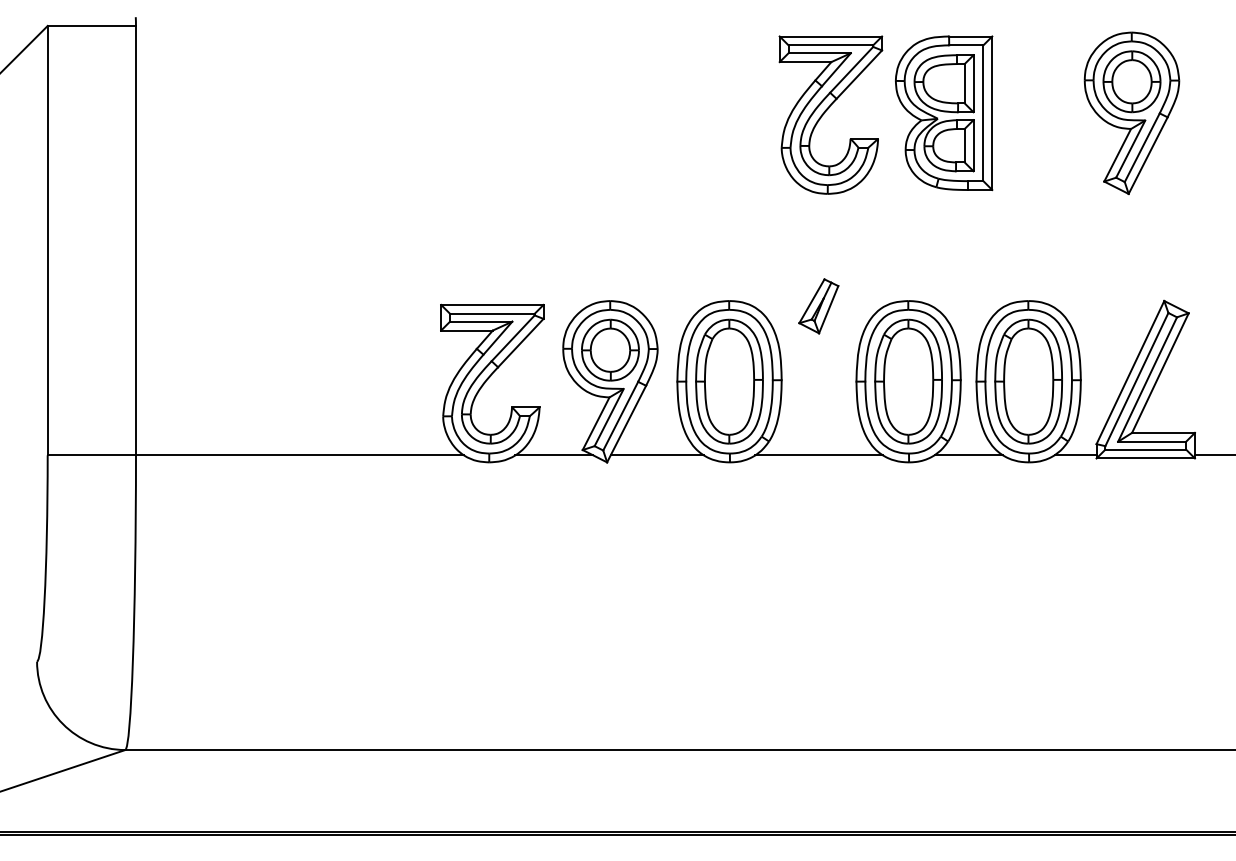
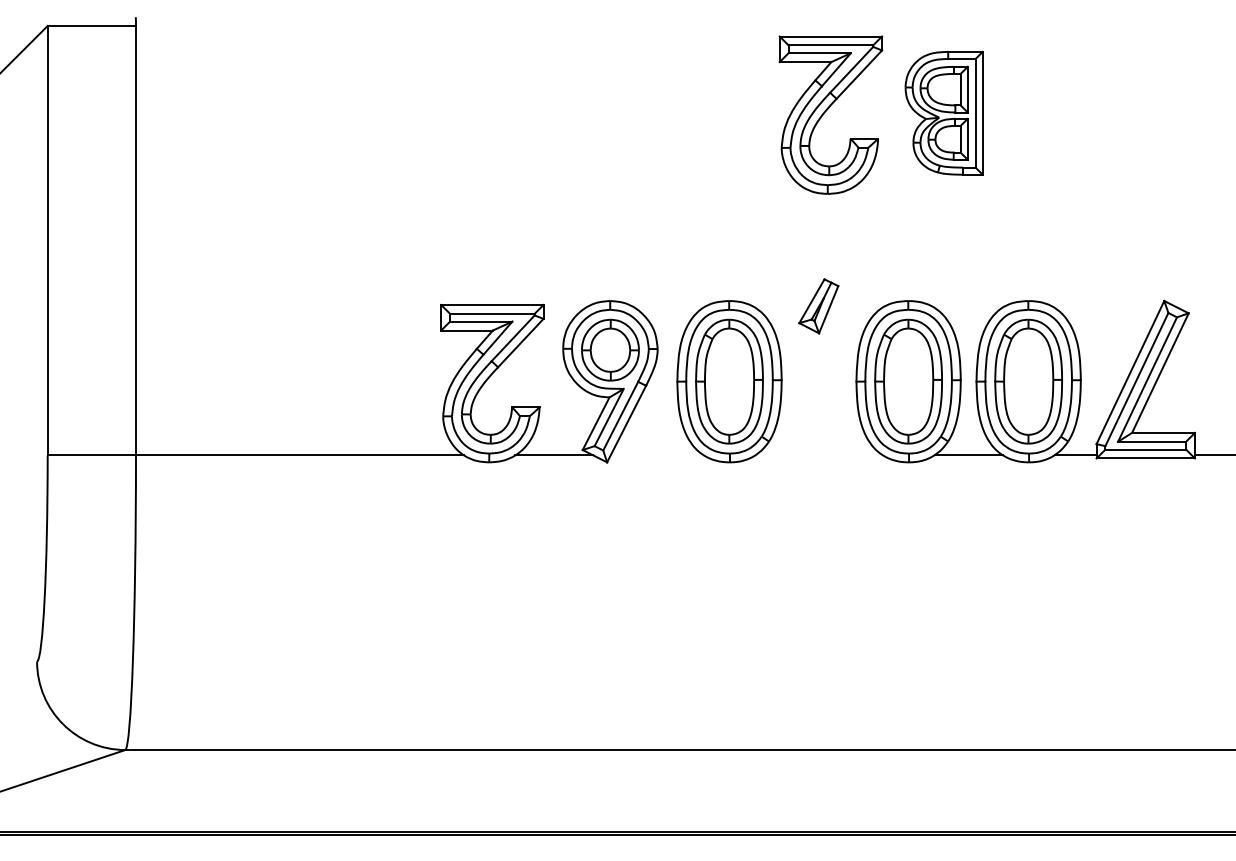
part: present -> none (1131, 112)
part size: 99x157 px -> 80x126 px (943, 112)
line: present -> none (656, 455)
line: present -> none (818, 455)
